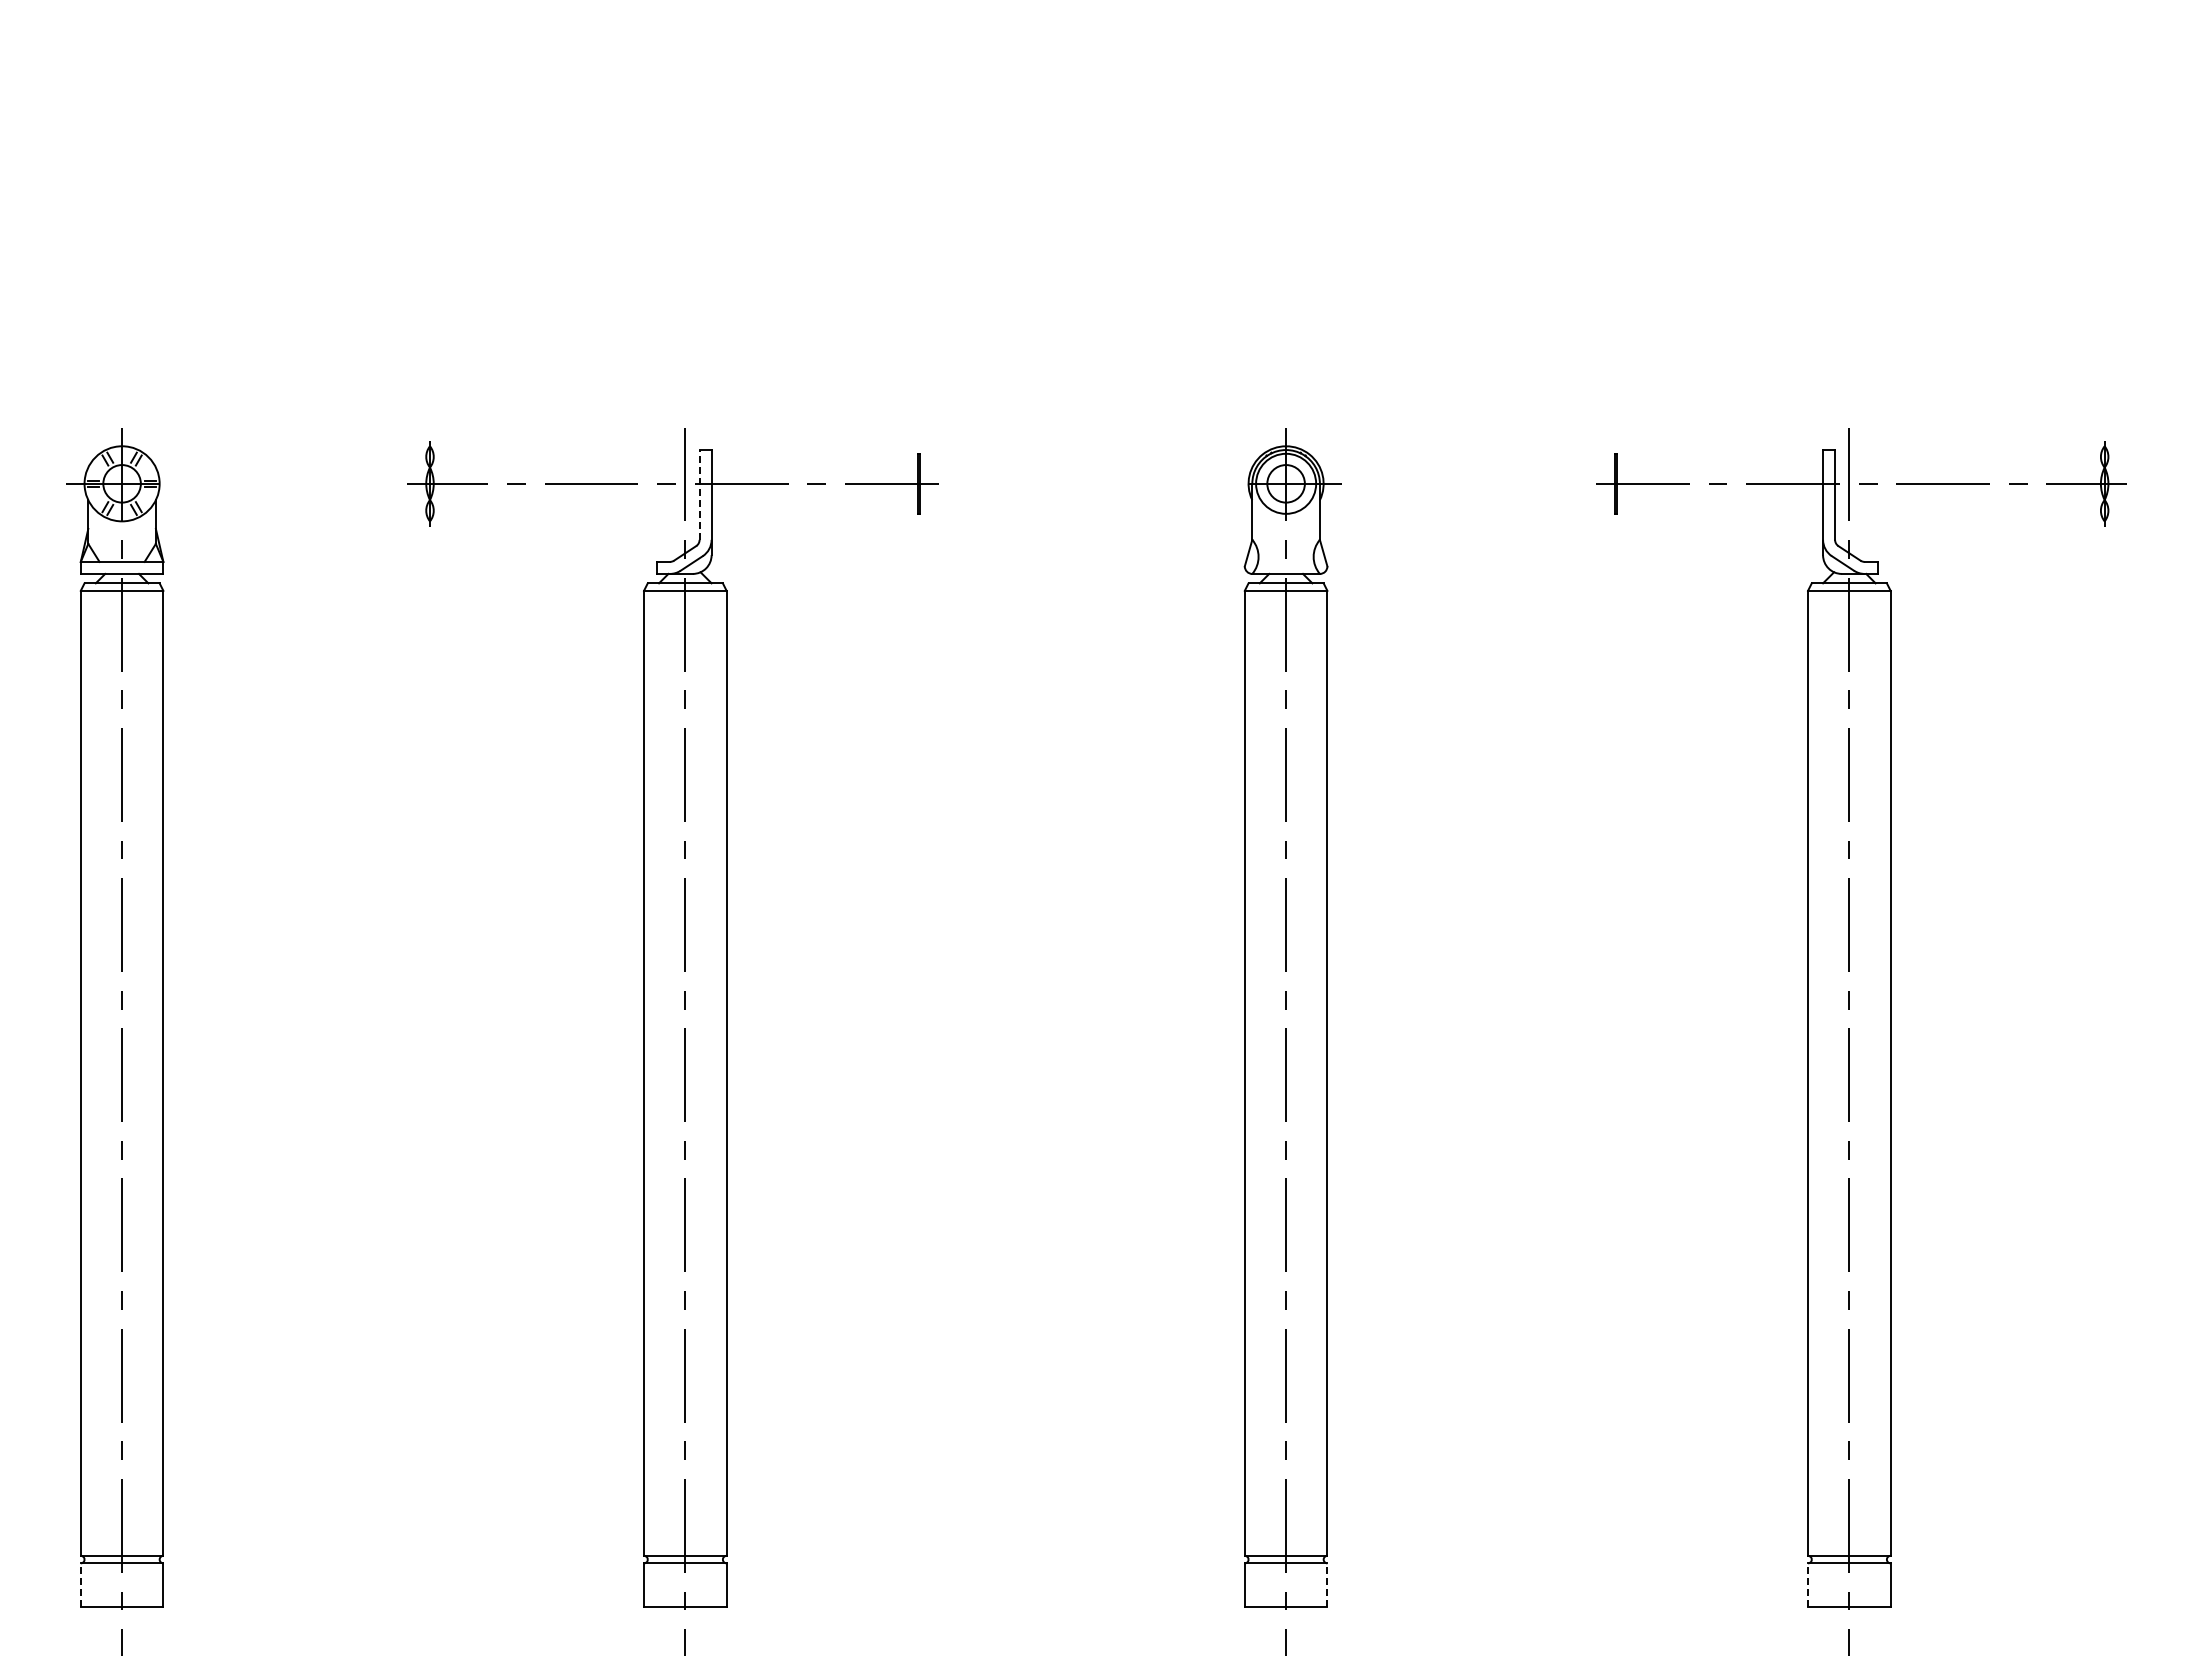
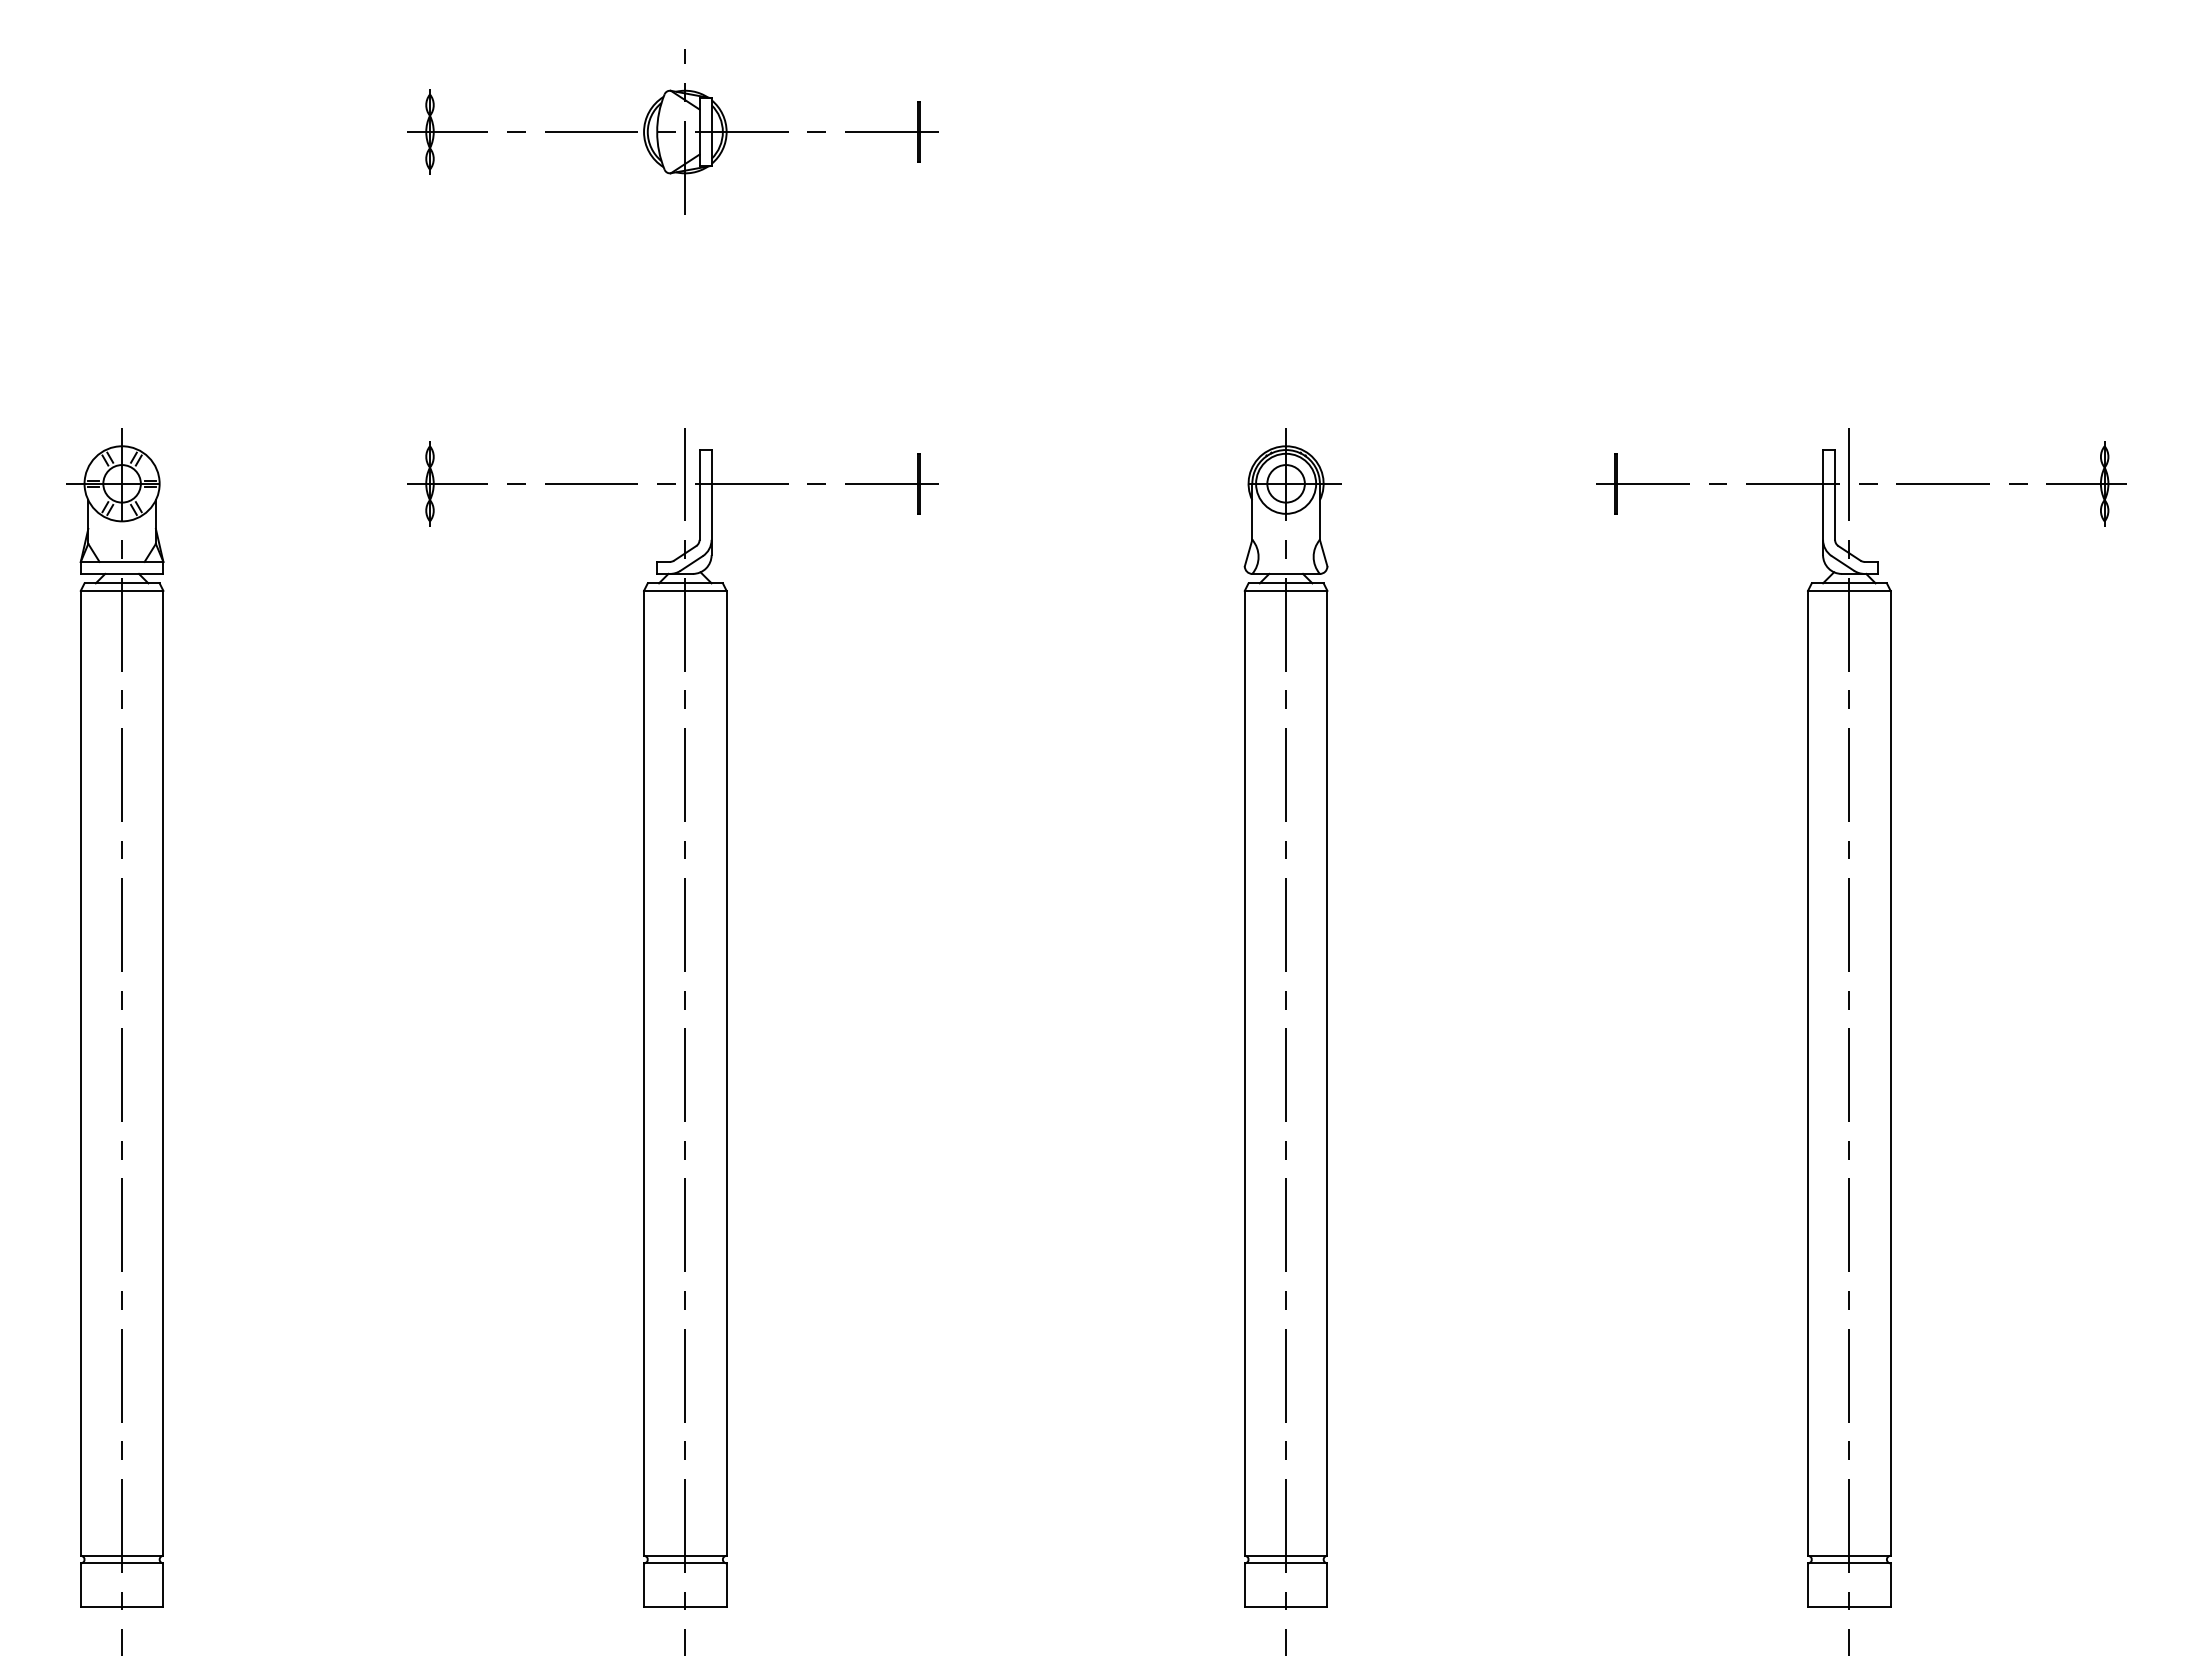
part: none -> present (672, 131)
line: dashed -> solid (699, 494)
line: dashed -> solid (80, 1584)
line: dashed -> solid (1327, 1584)
line: dashed -> solid (1808, 1584)
